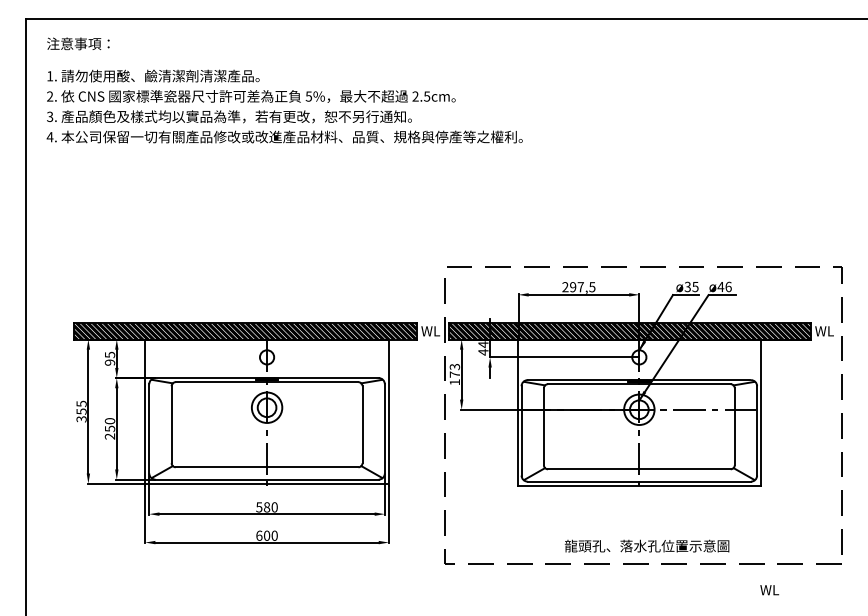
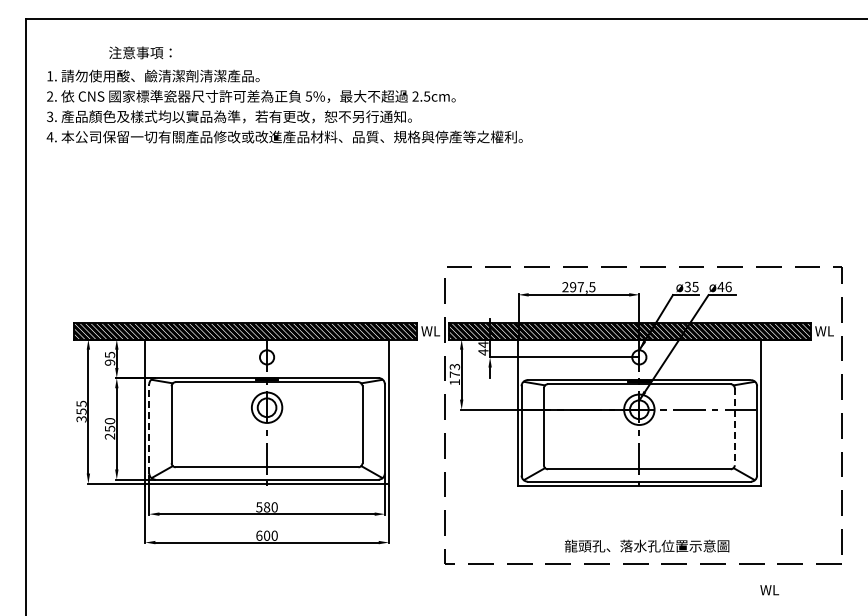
text position: (78, 43) -> (140, 52) (140, 52)
line: solid -> dashed (734, 427)
line: solid -> dashed (149, 428)
